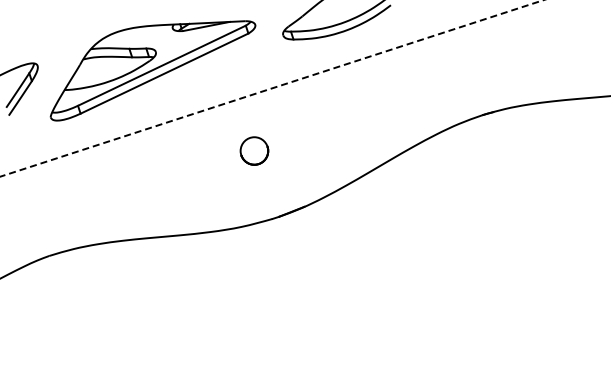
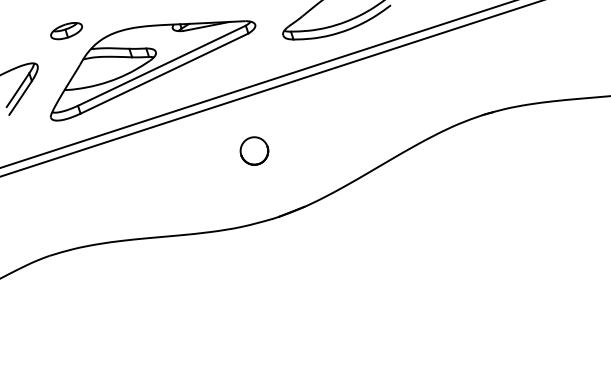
part: none -> present (66, 31)
line: none -> present (256, 84)
line: dashed -> solid (272, 88)
